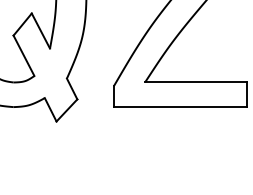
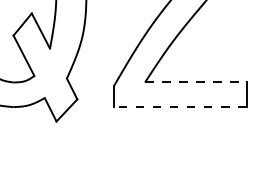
line: solid -> dashed (195, 82)
line: solid -> dashed (179, 107)
